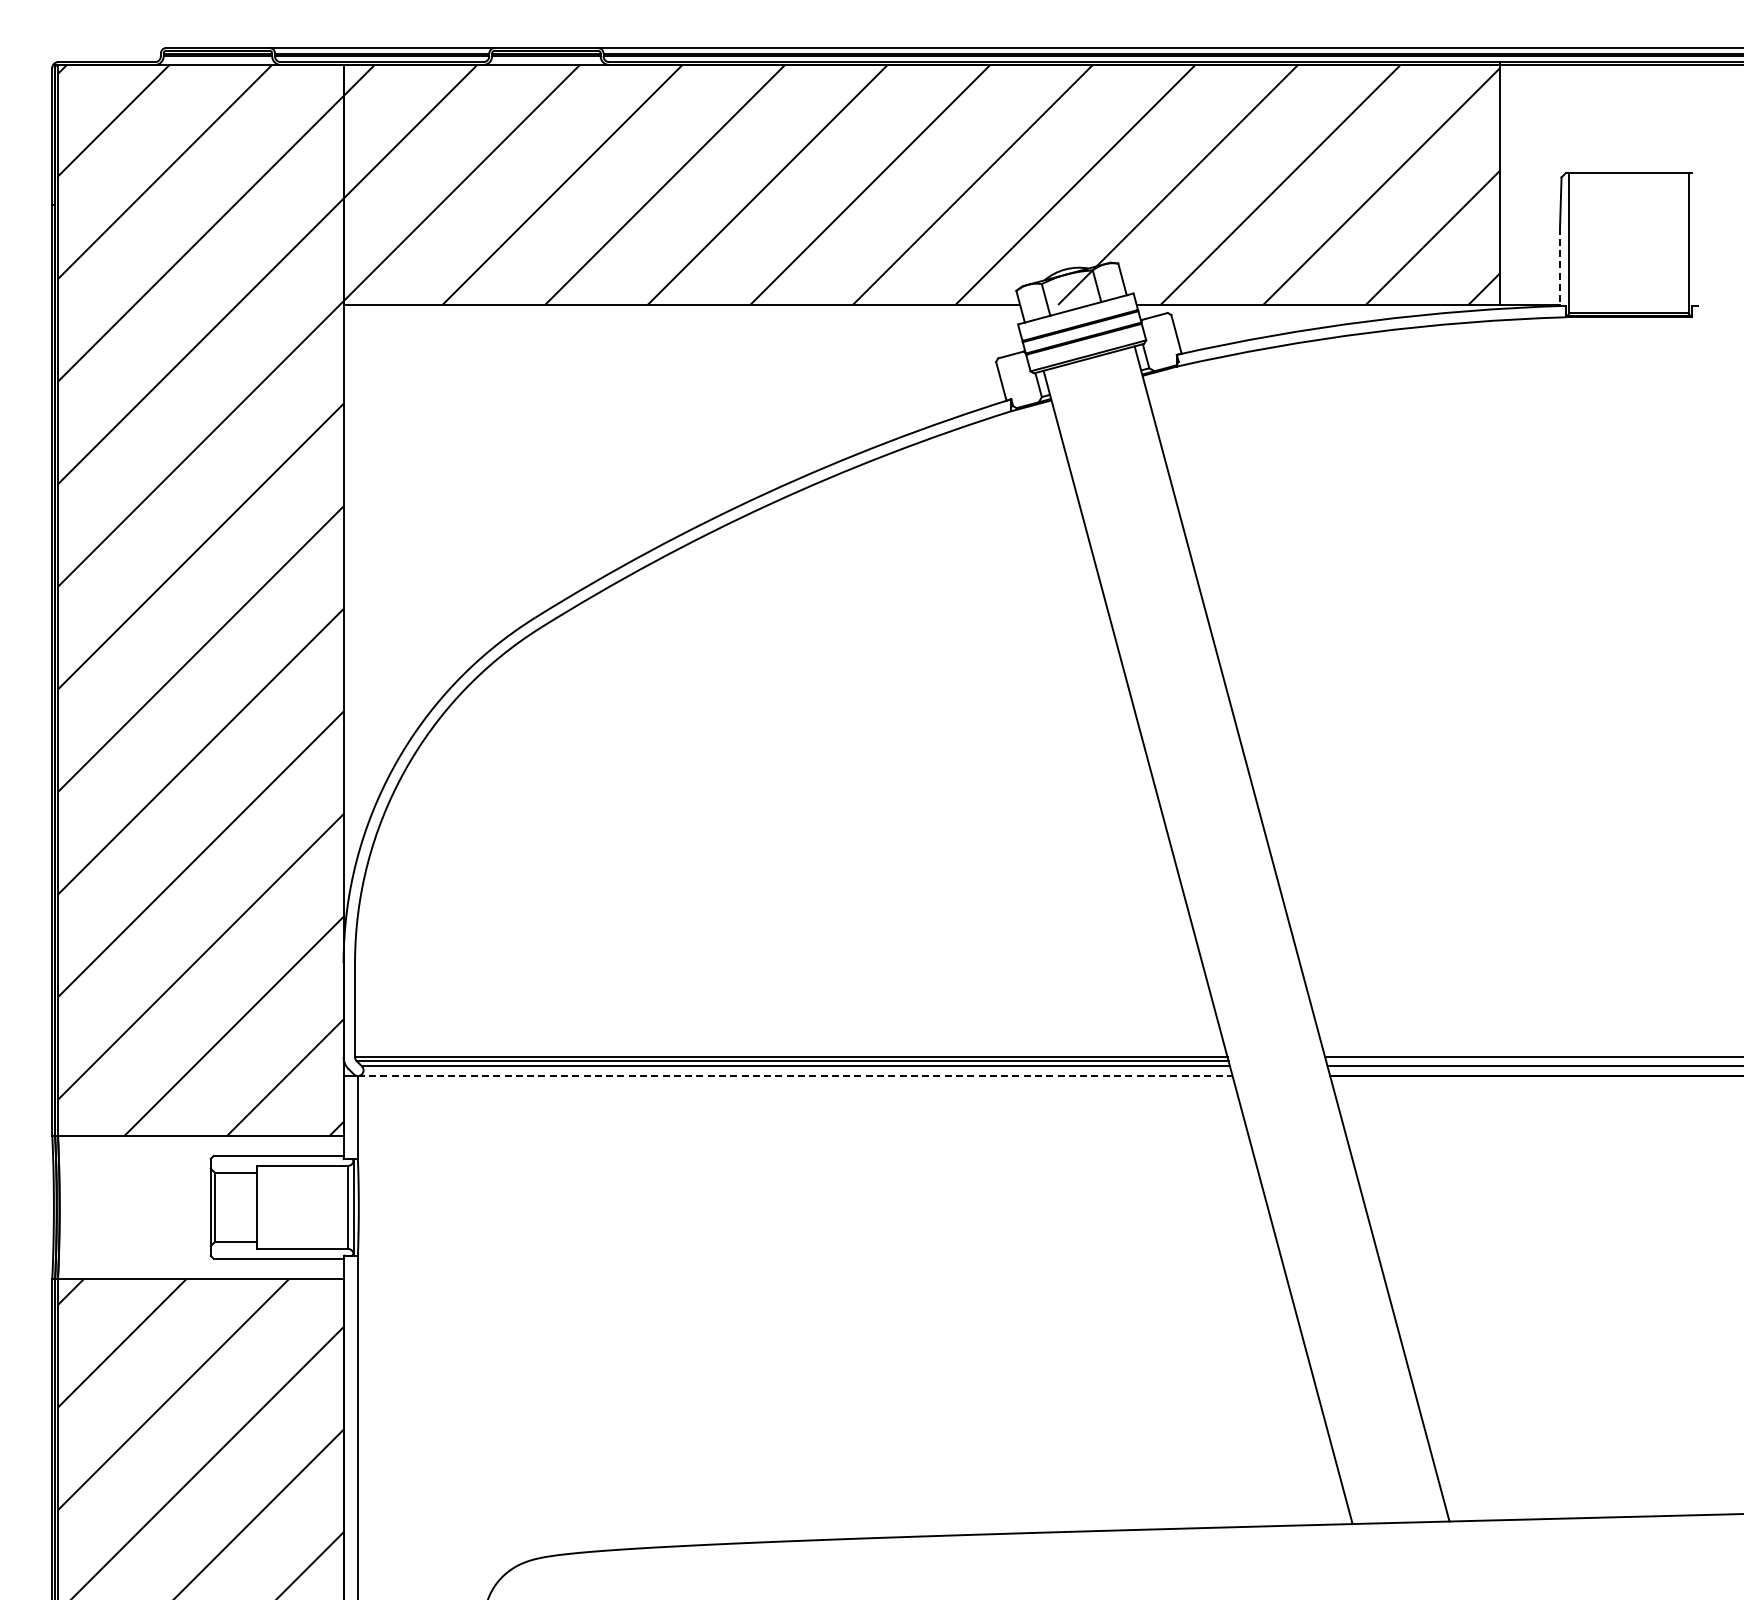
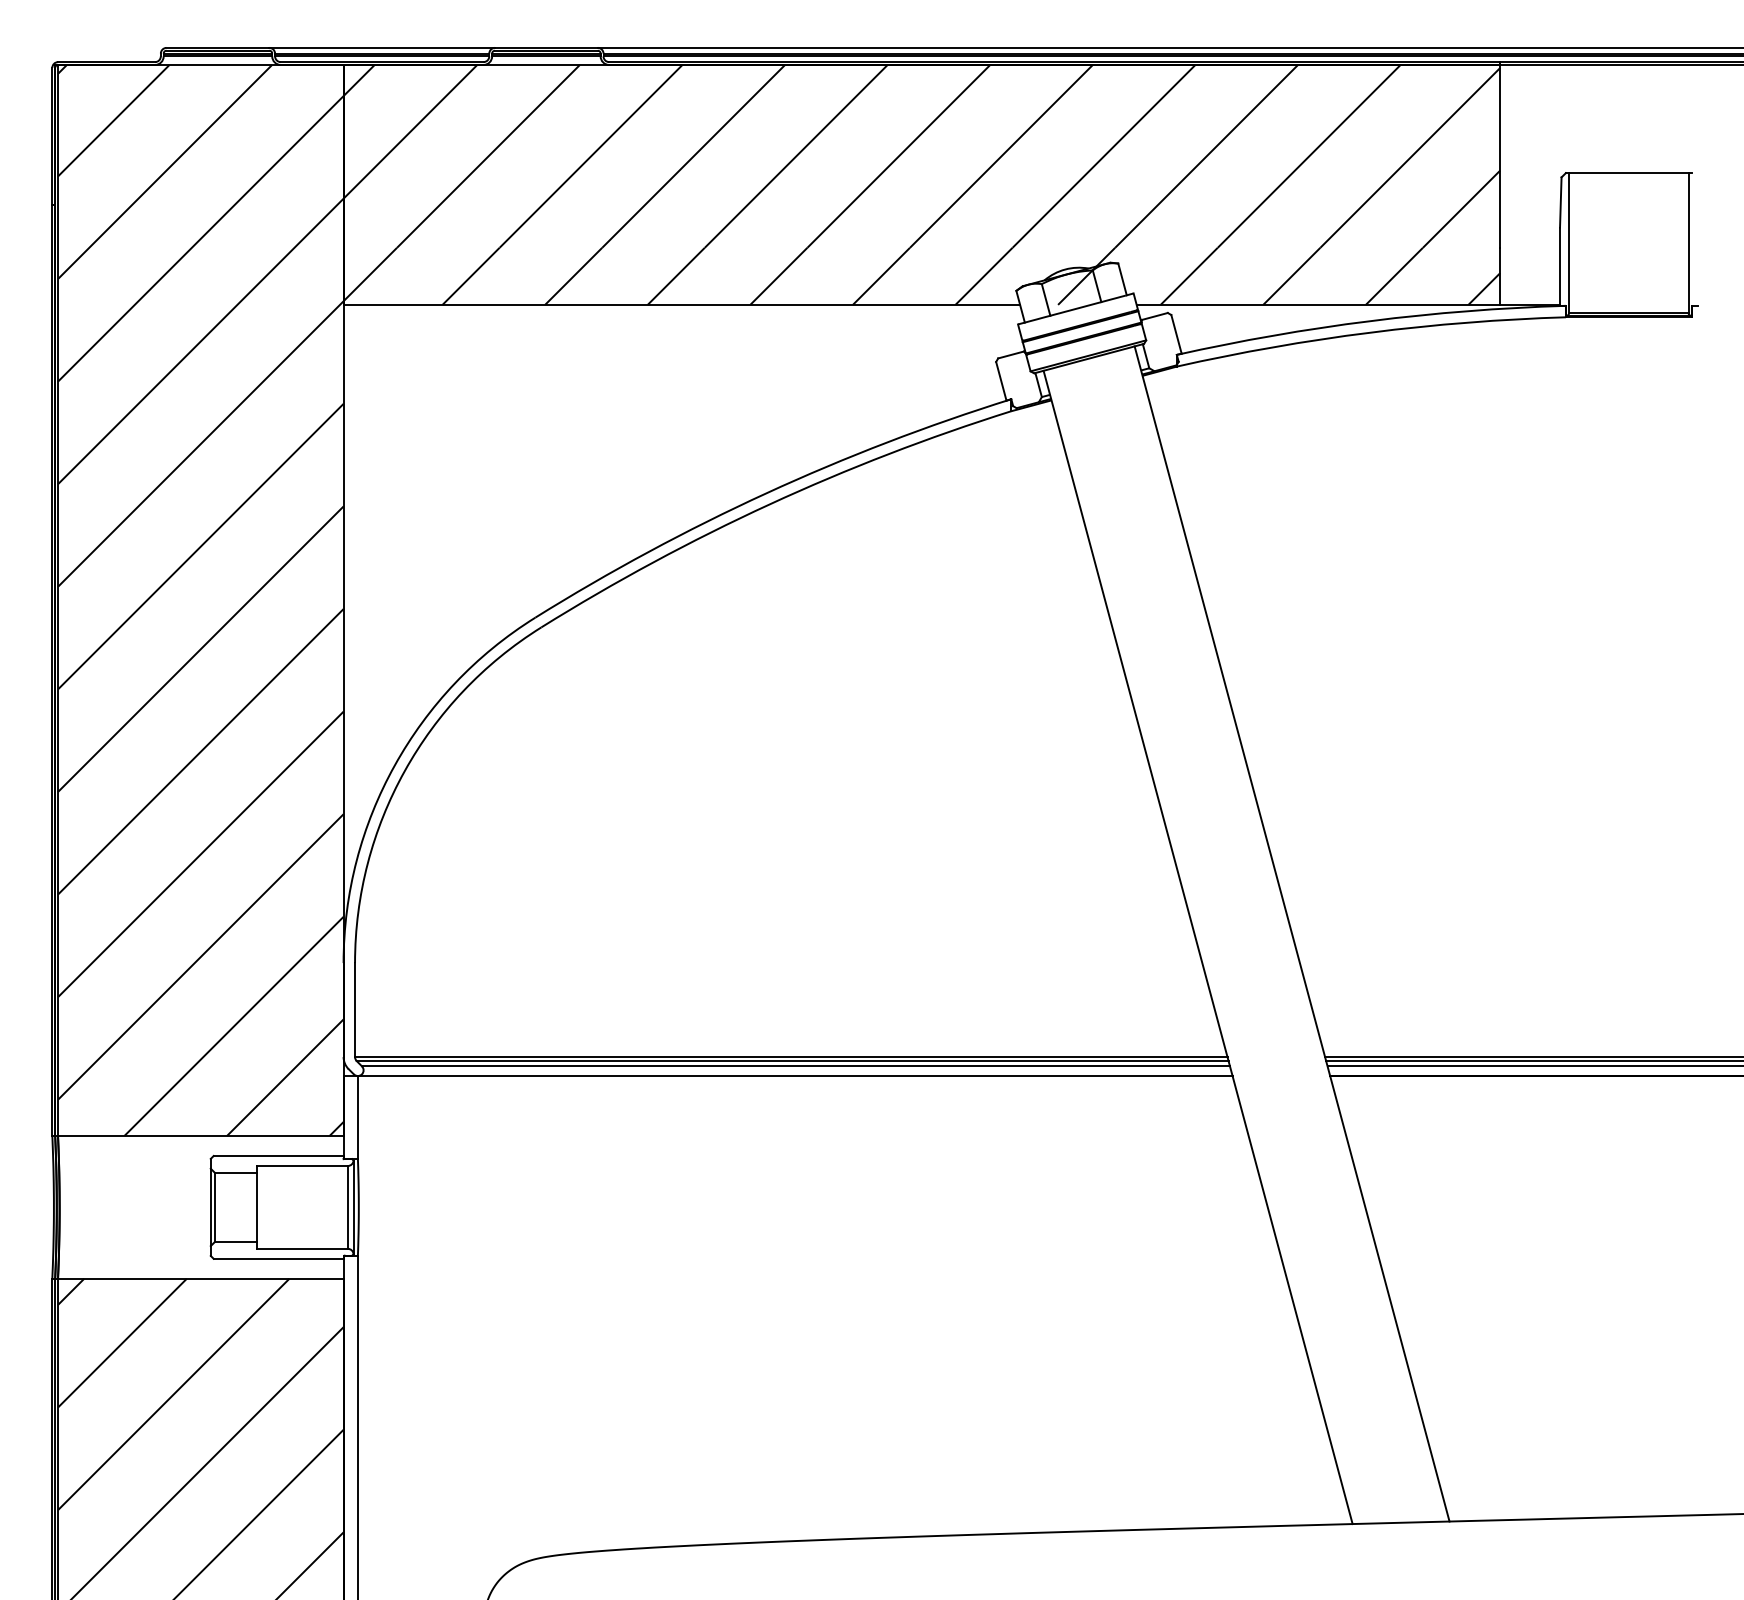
line: dashed -> solid (1559, 267)
line: none -> present (1533, 1061)
line: dashed -> solid (795, 1076)
